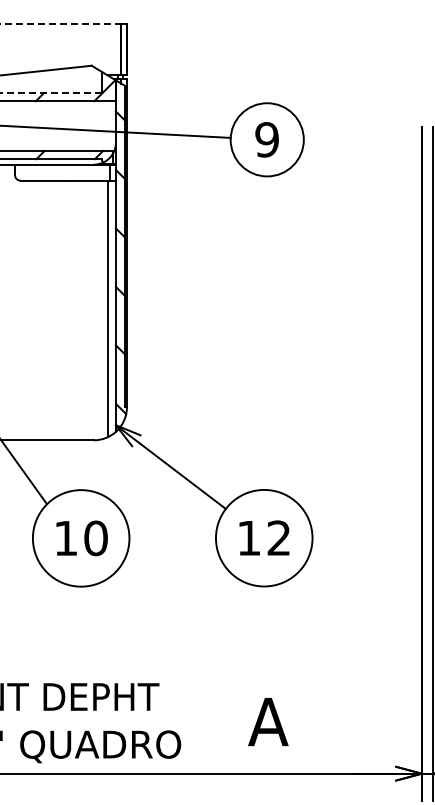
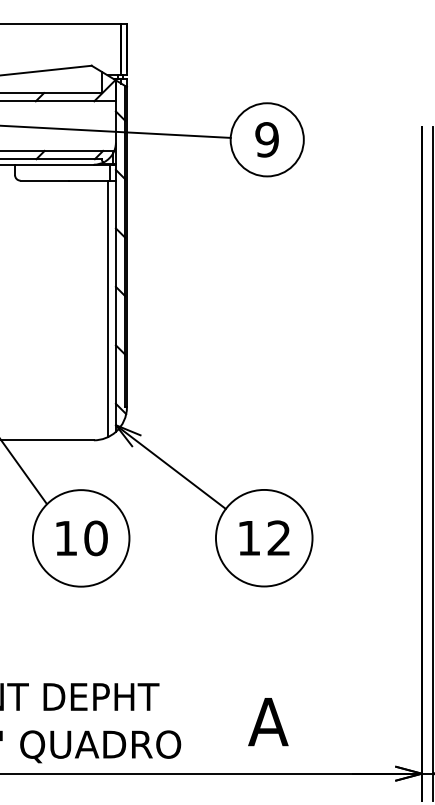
line: dashed -> solid (61, 24)
line: dashed -> solid (51, 93)
